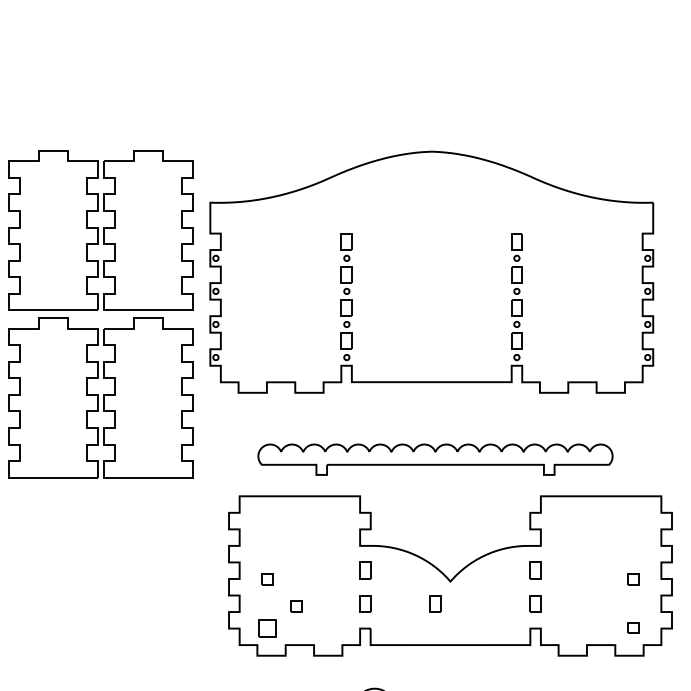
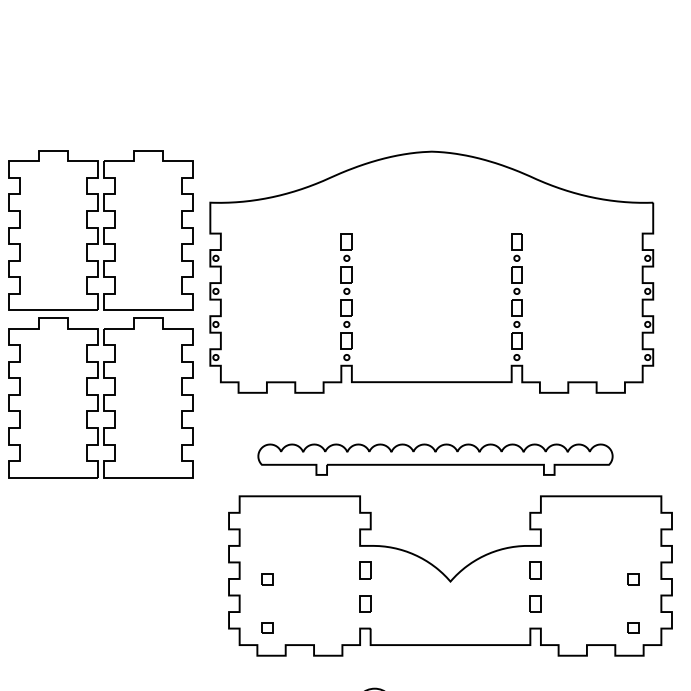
part: present -> none (435, 603)
part: present -> none (296, 606)
part size: 19x19 px -> 13x12 px (267, 627)
